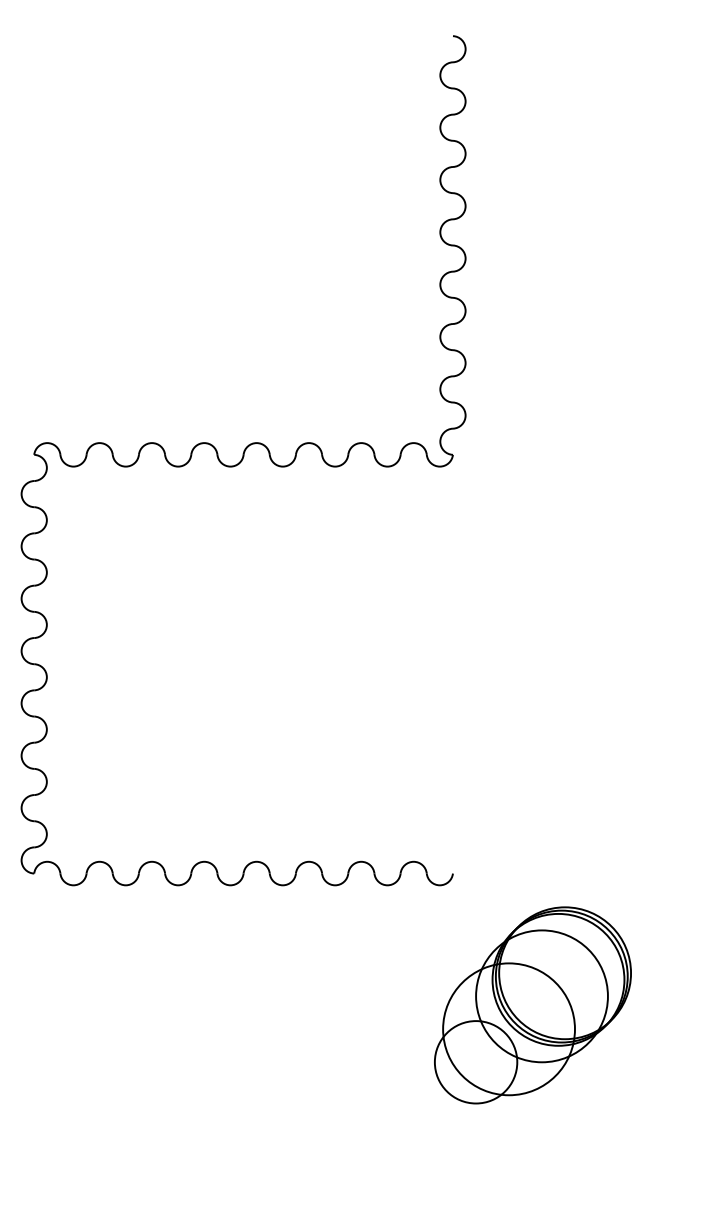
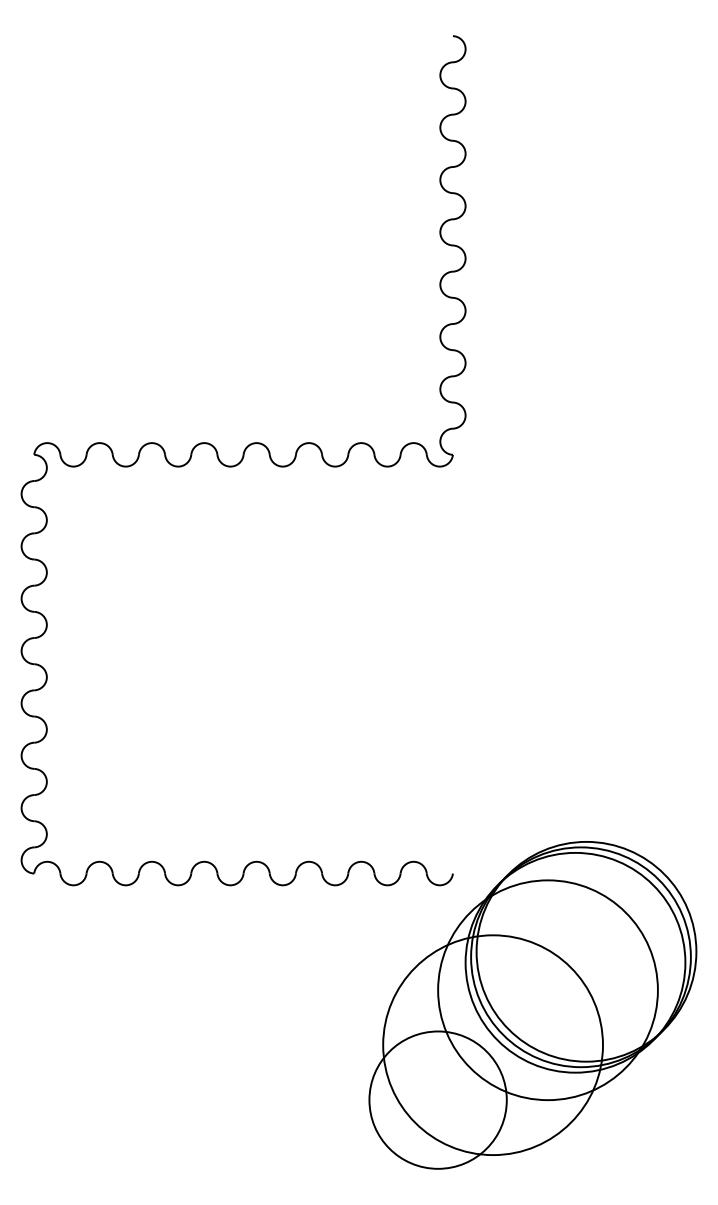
part size: 198x199 px -> 330x329 px (532, 1005)
